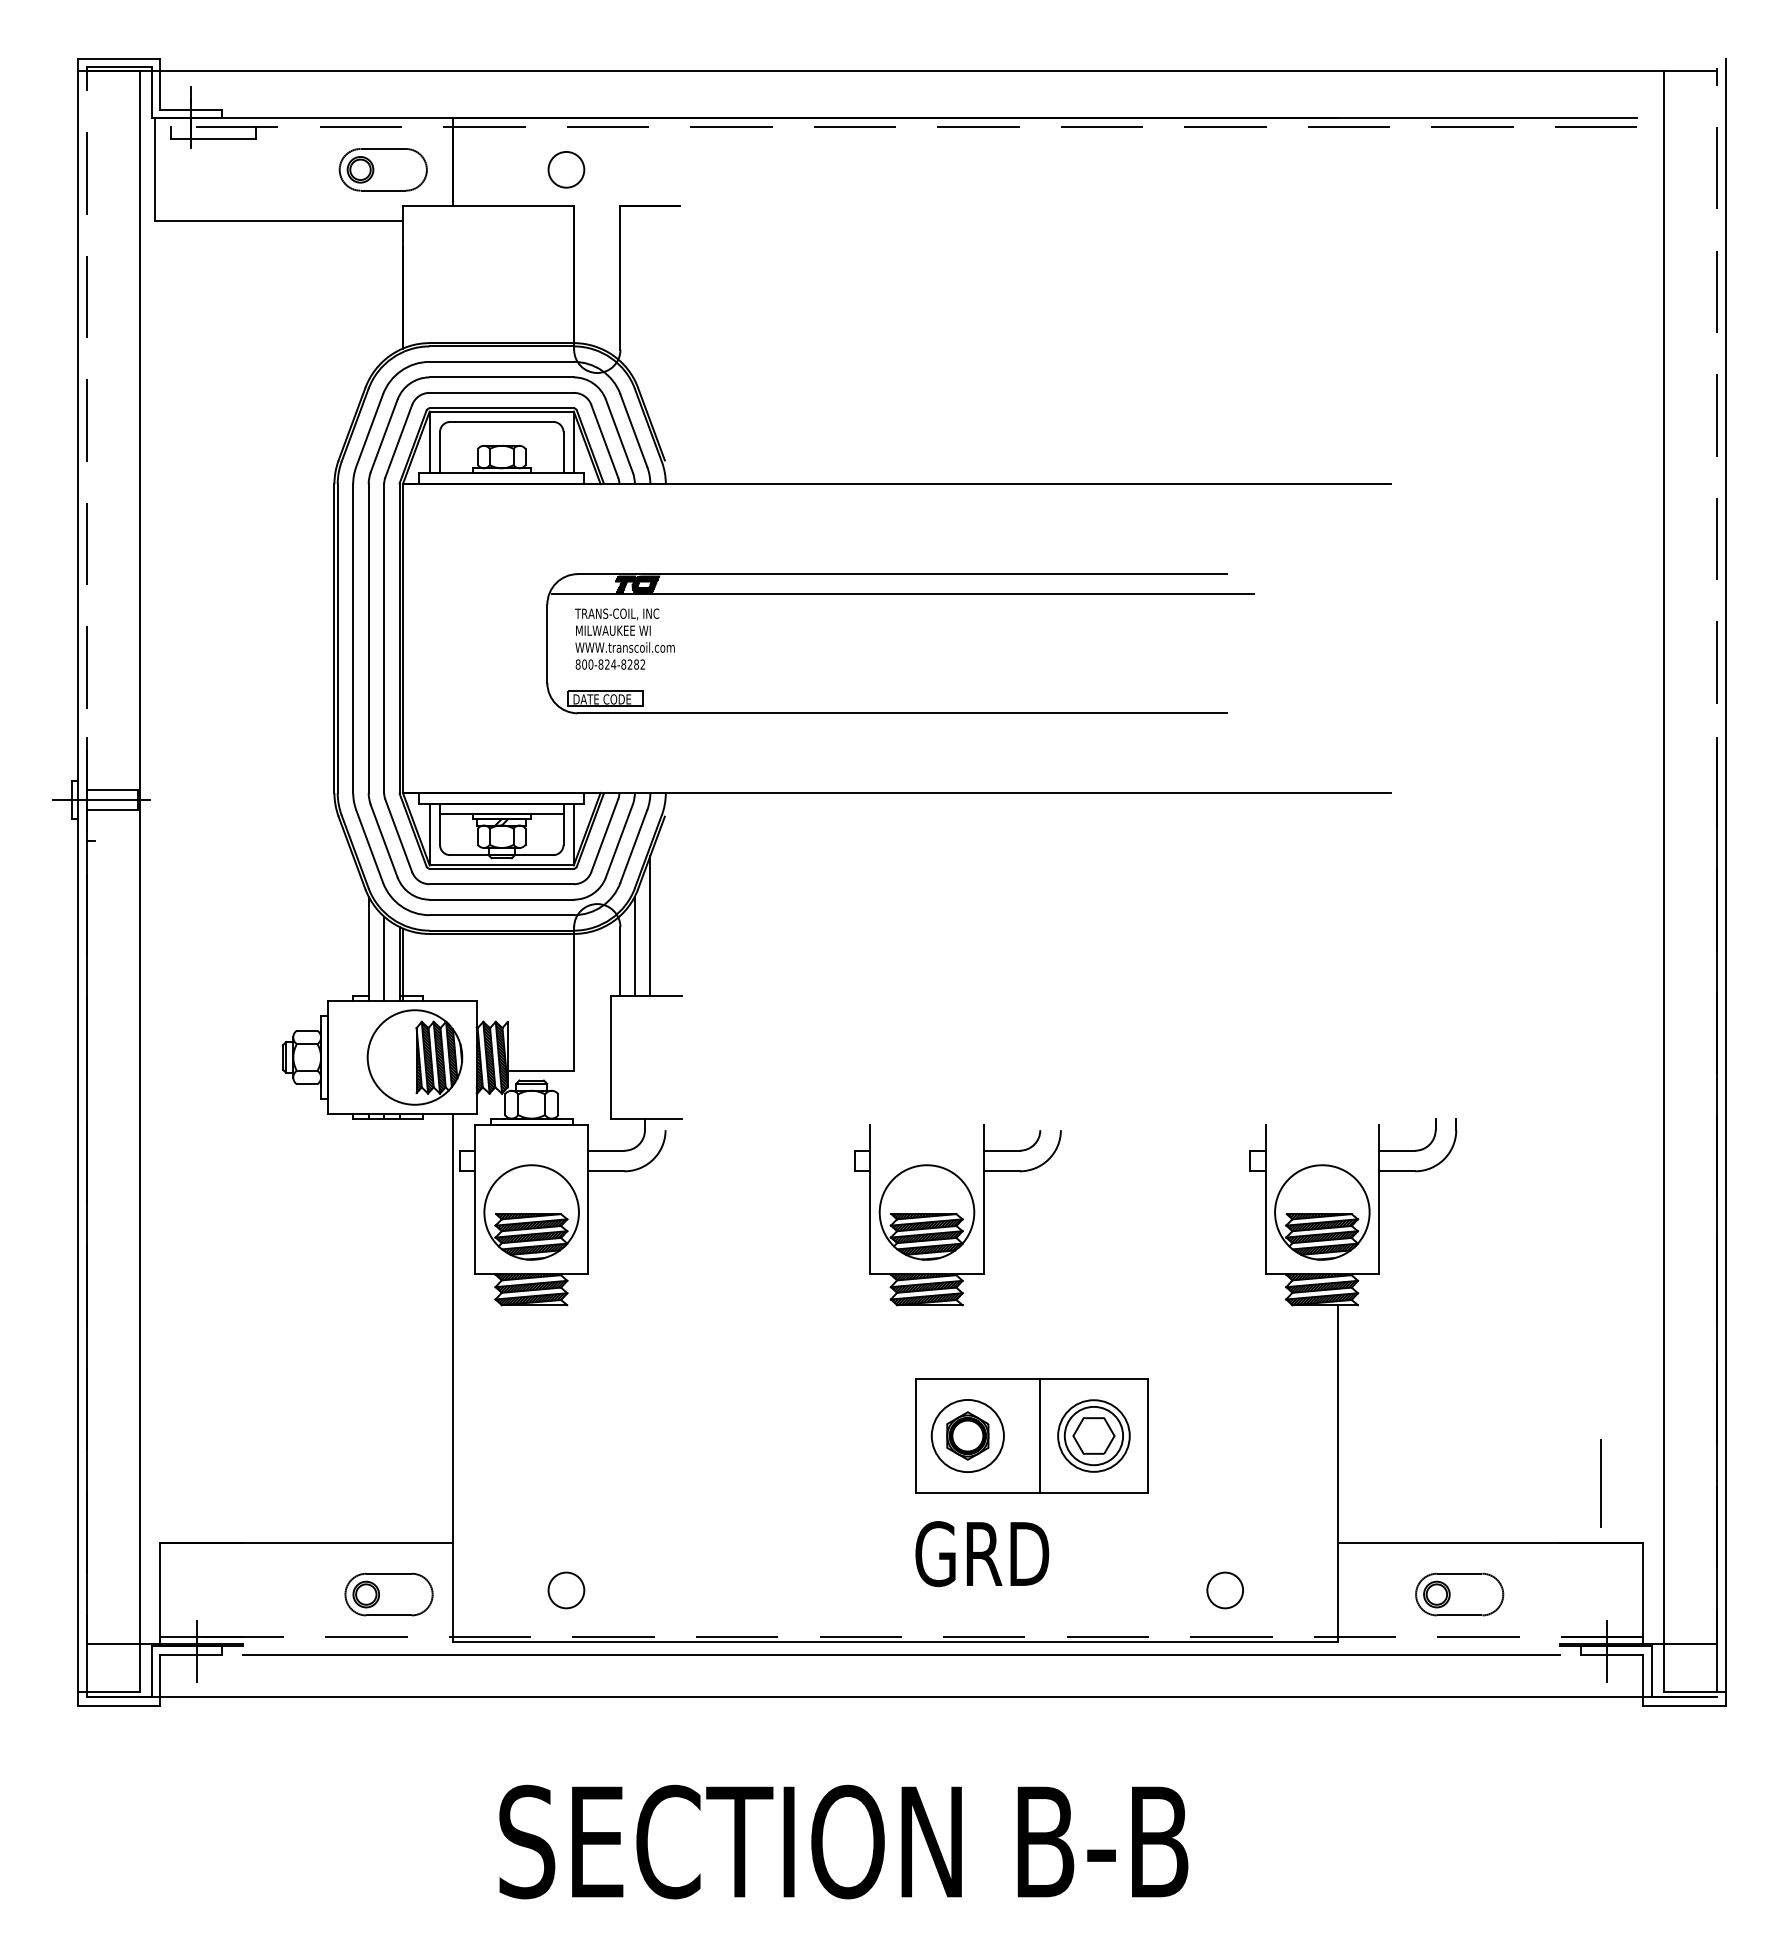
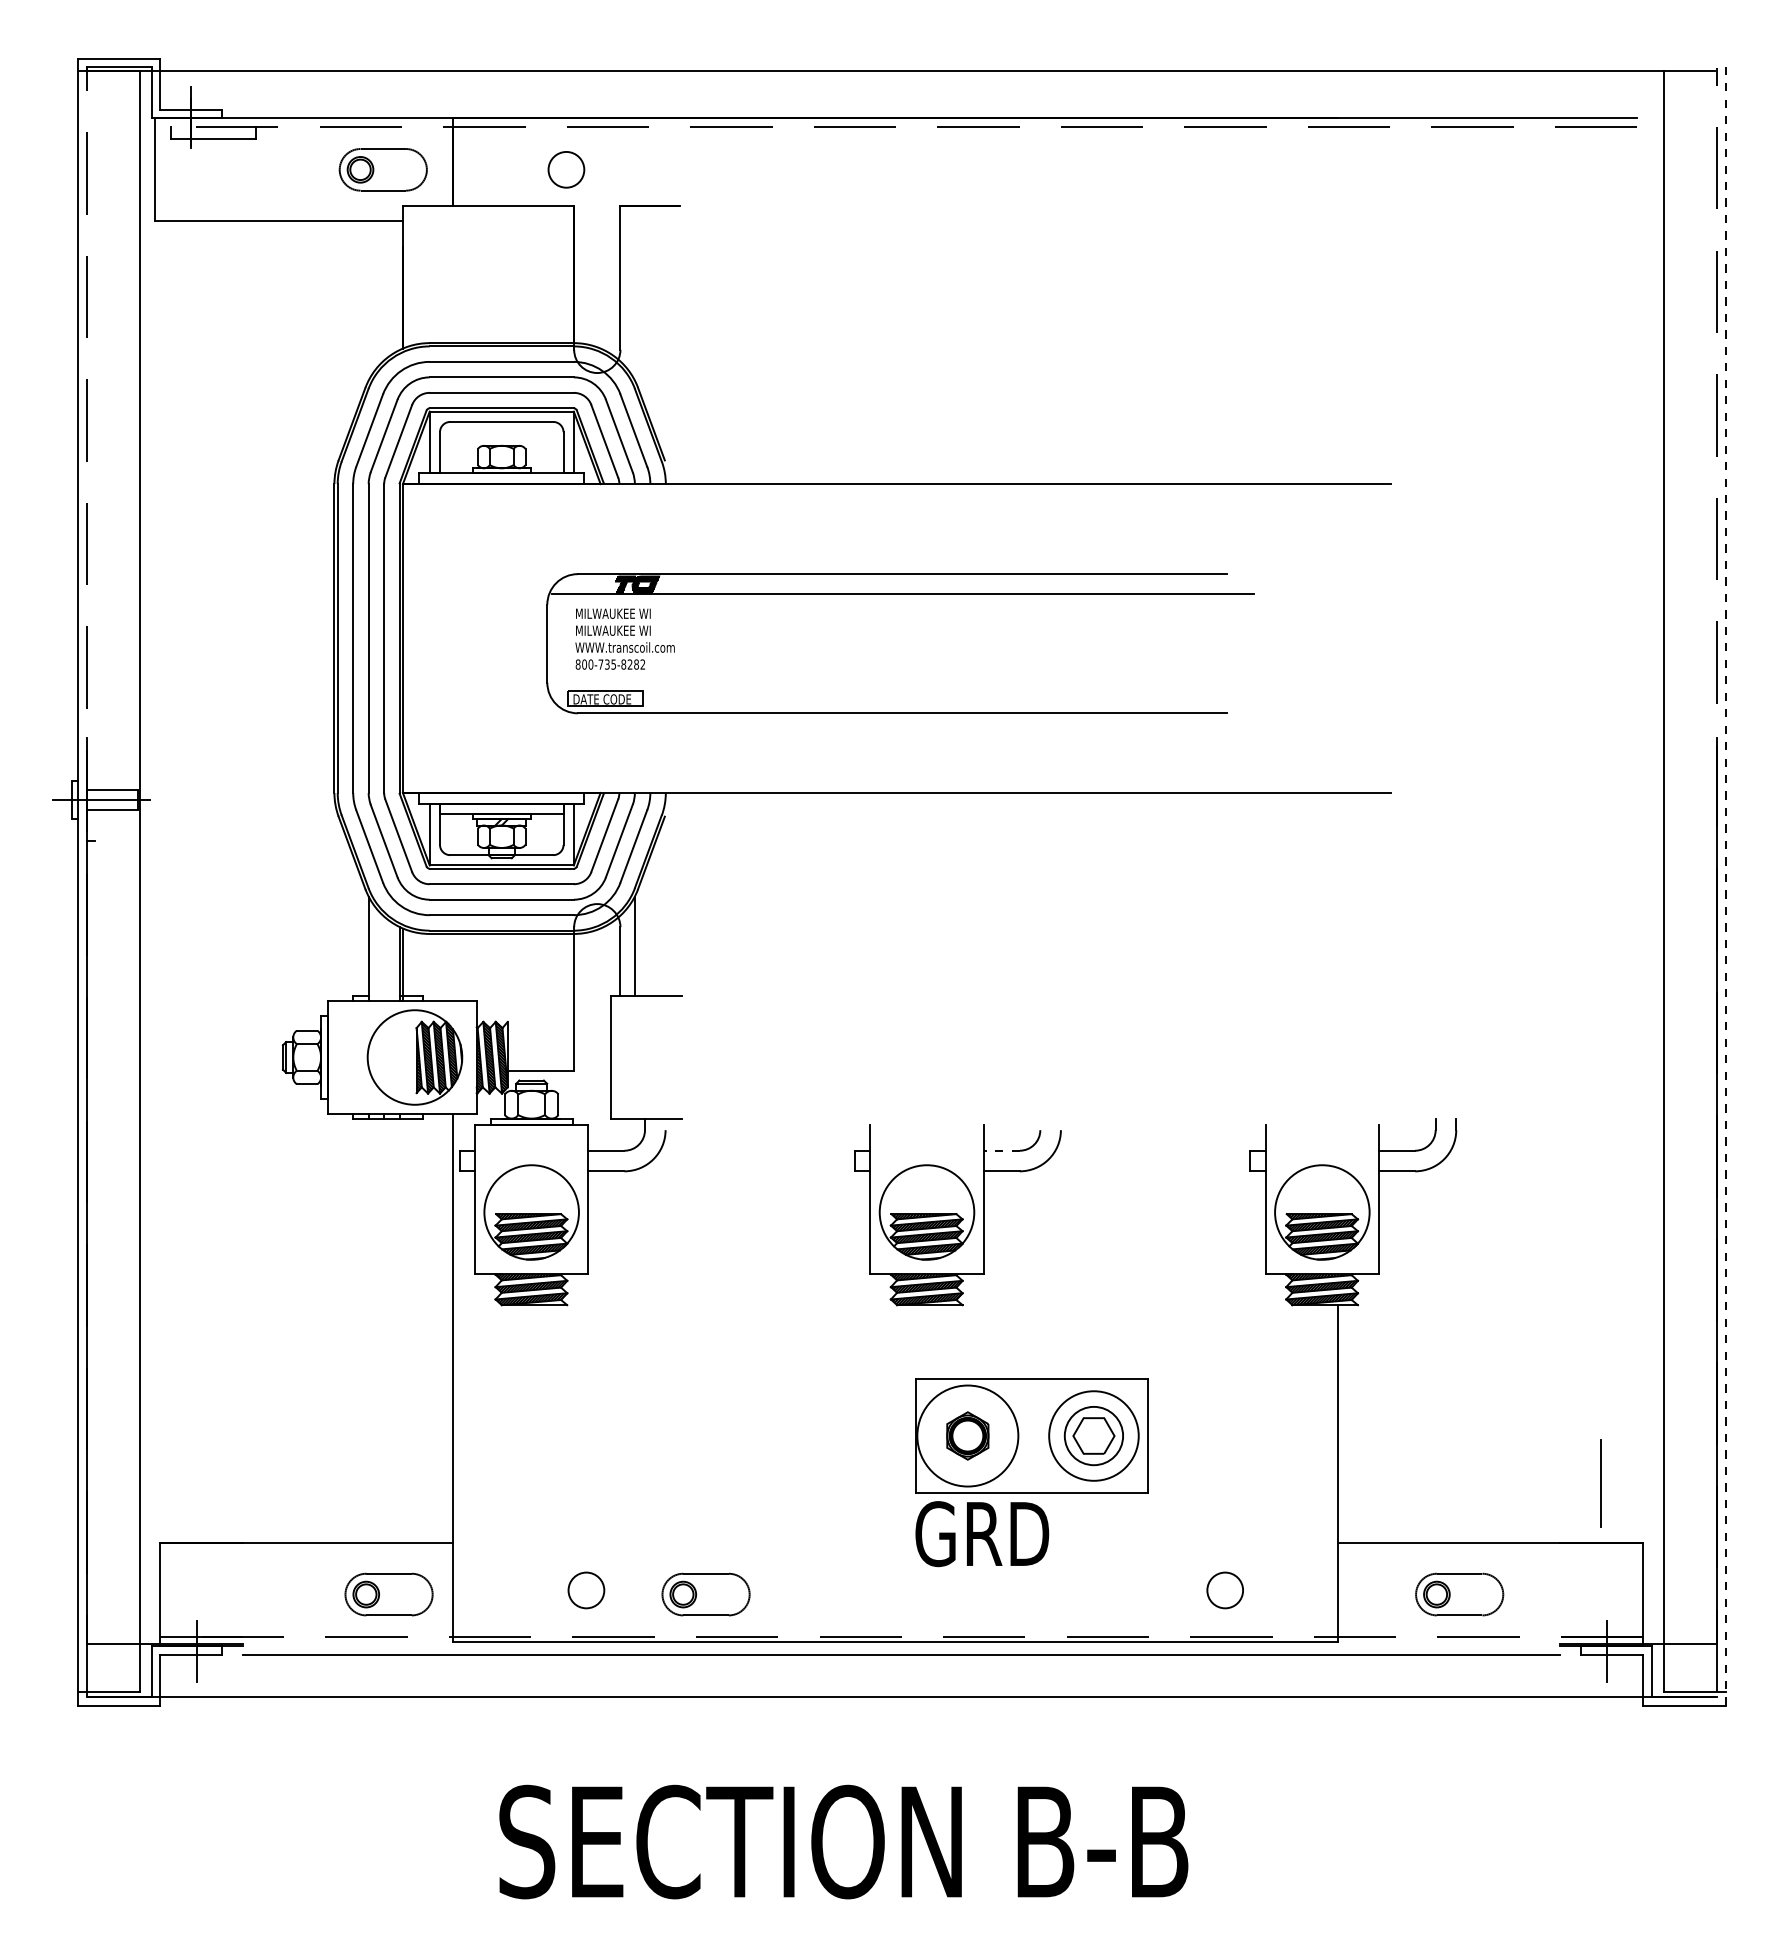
text: TRANS-COIL, INC -> MILWAUKEE WI (617, 614)
text: 800-824-8282 -> 800-735-8282 (607, 664)
line: solid -> dashed (1725, 881)
line: present -> none (650, 925)
line: present -> none (384, 958)
line: solid -> dashed (1001, 1150)
circle diameter: 72 px -> 101 px (967, 1435)
line: present -> none (1039, 1435)
circle diameter: 72 px -> 90 px (1093, 1435)
text position: (982, 1554) -> (982, 1534) (982, 1534)
circle position: (566, 1590) -> (586, 1590) (586, 1590)
part: none -> present (705, 1594)
